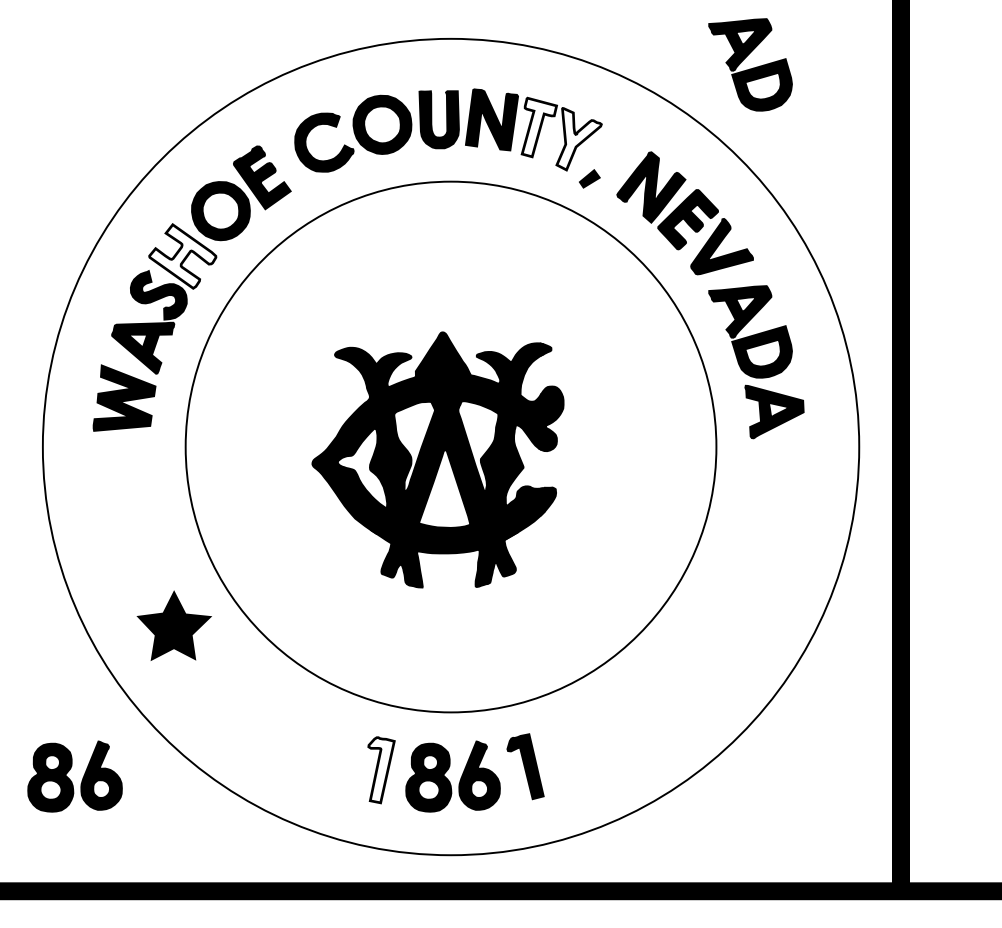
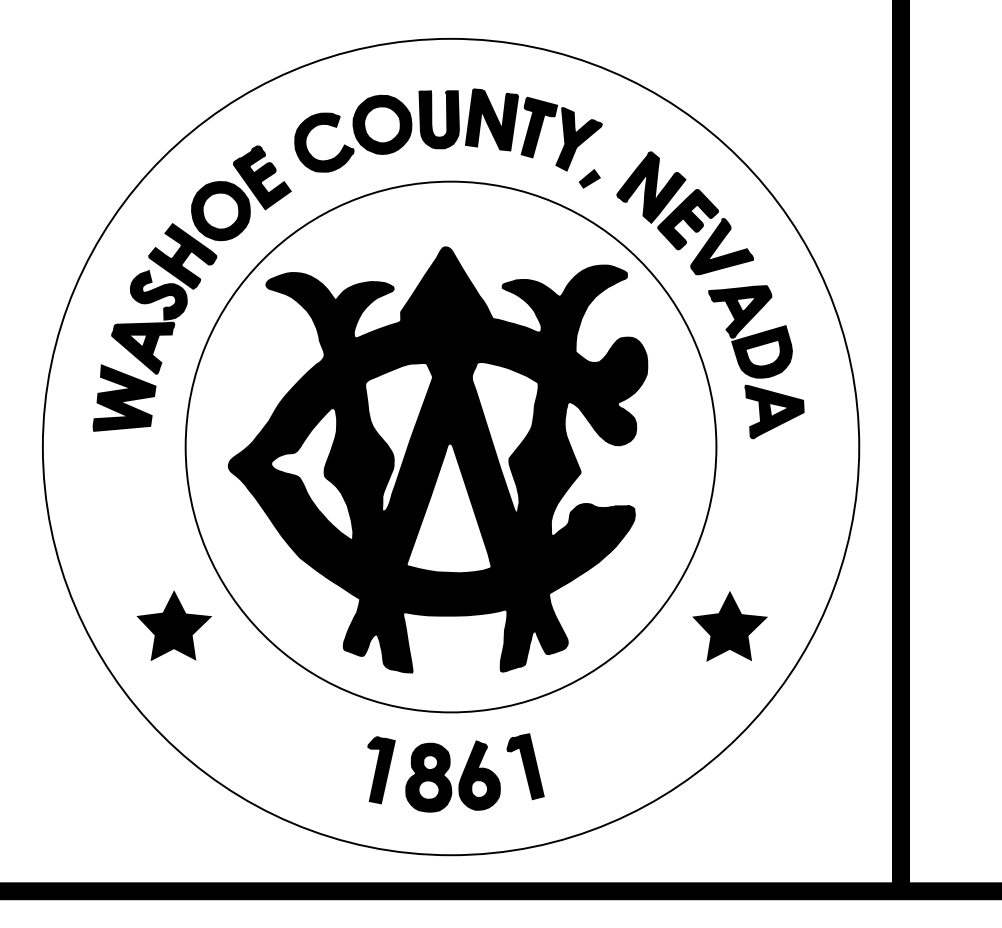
part: present -> none (750, 64)
fill: none -> present (539, 127)
fill: none -> present (578, 138)
fill: none -> present (182, 256)
part size: 254x258 px -> 422x428 px (437, 459)
part: none -> present (729, 626)
fill: none -> present (381, 769)
part: present -> none (74, 776)
